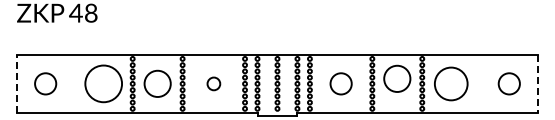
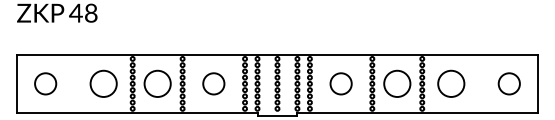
circle position: (397, 78) -> (397, 83) (397, 83)
line: dashed -> solid (16, 83)
circle diameter: 37 px -> 26 px (103, 83)
circle size: 16x16 px -> 24x24 px (213, 83)
circle size: 35x36 px -> 29x29 px (451, 83)
line: dashed -> solid (538, 83)
